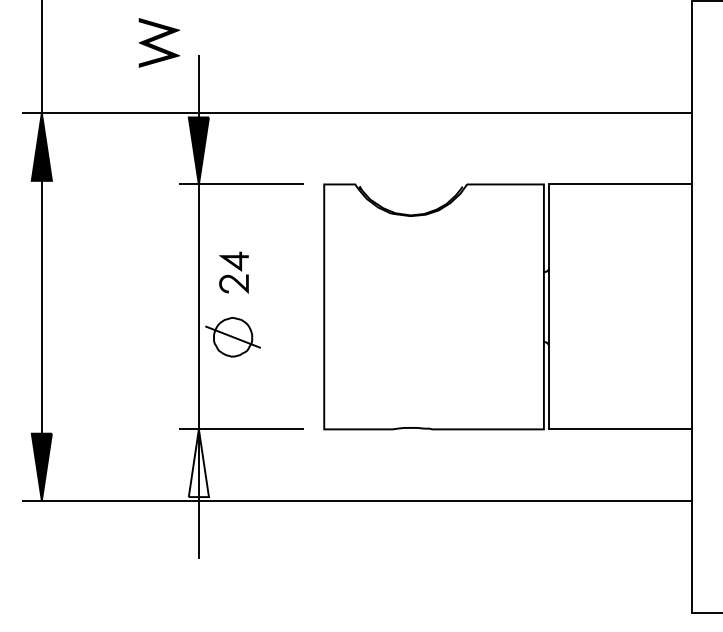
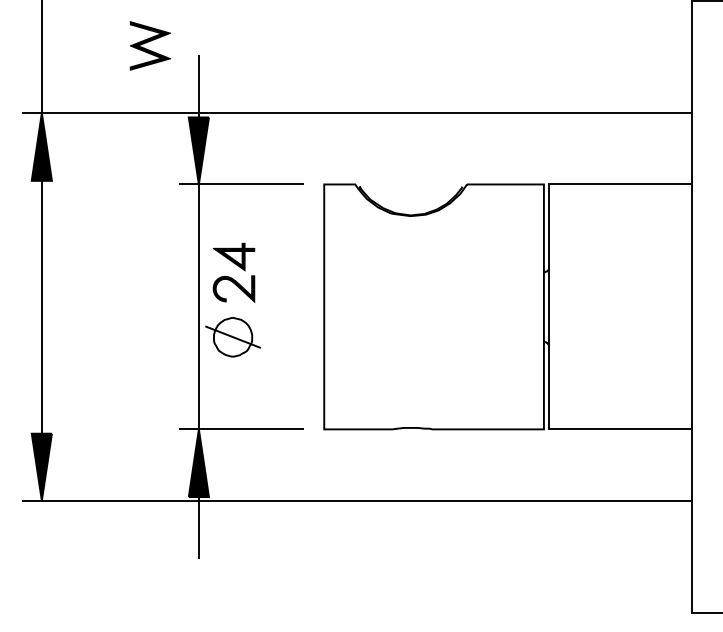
part position: (159, 42) -> (150, 45) (150, 45)
part size: 30x43 px -> 44x61 px (233, 272)
fill: none -> present (198, 463)
